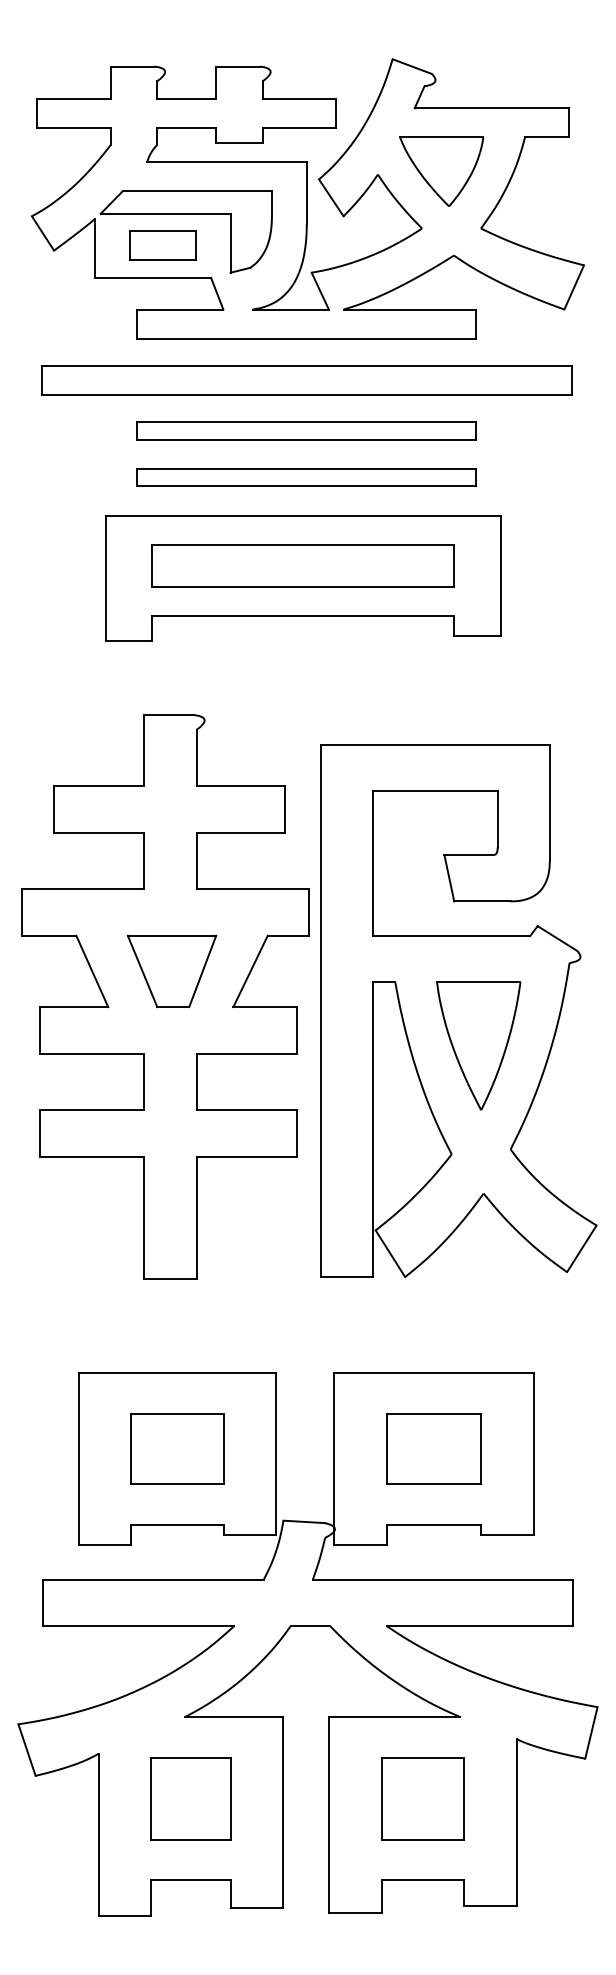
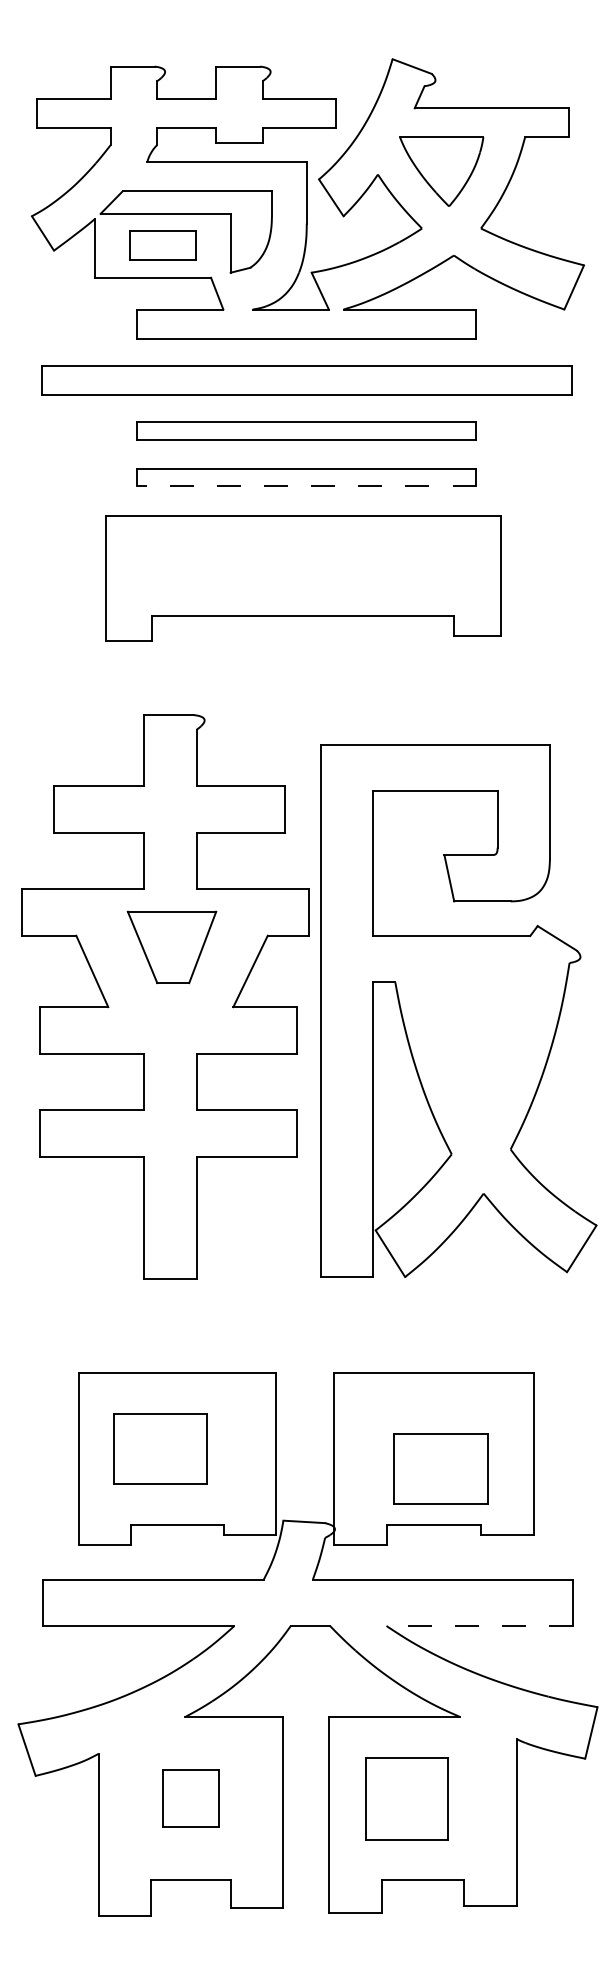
line: solid -> dashed (306, 486)
part: present -> none (302, 565)
part position: (171, 971) -> (171, 947) (171, 947)
part: present -> none (478, 1045)
part position: (177, 1448) -> (160, 1448) (160, 1448)
part position: (433, 1448) -> (440, 1468) (440, 1468)
line: solid -> dashed (479, 1626)
part size: 82x84 px -> 58x59 px (190, 1798)
part position: (422, 1798) -> (406, 1798) (406, 1798)
